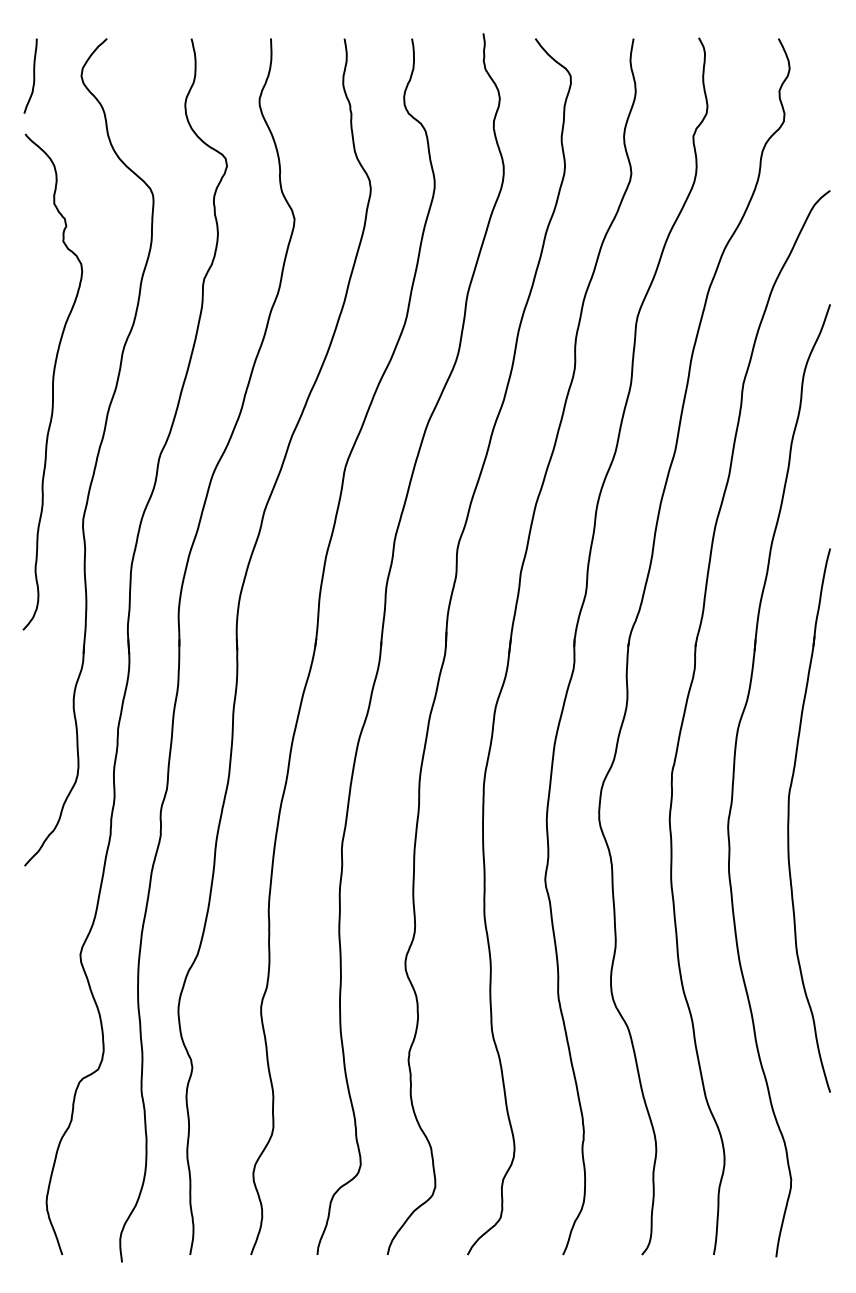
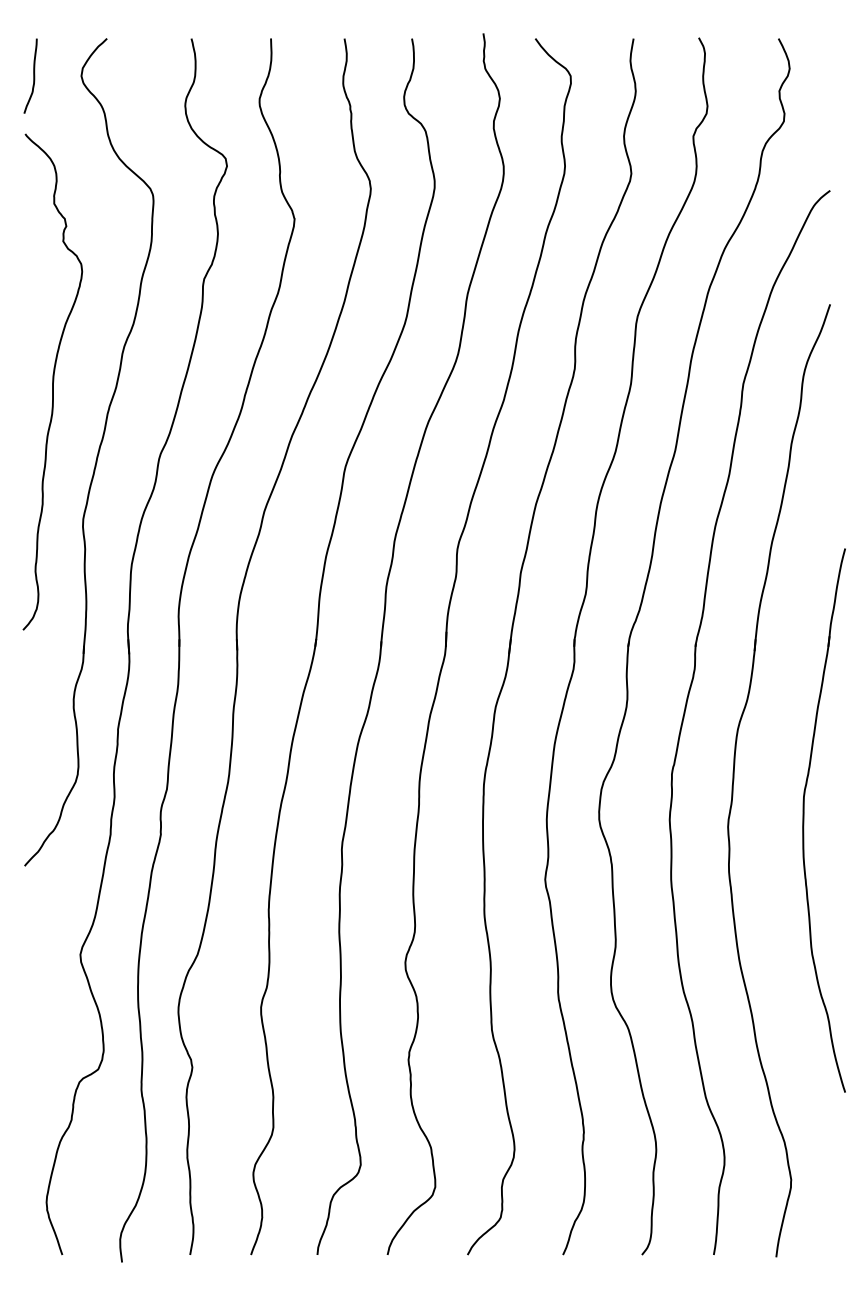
part position: (789, 820) -> (804, 820) (804, 820)
